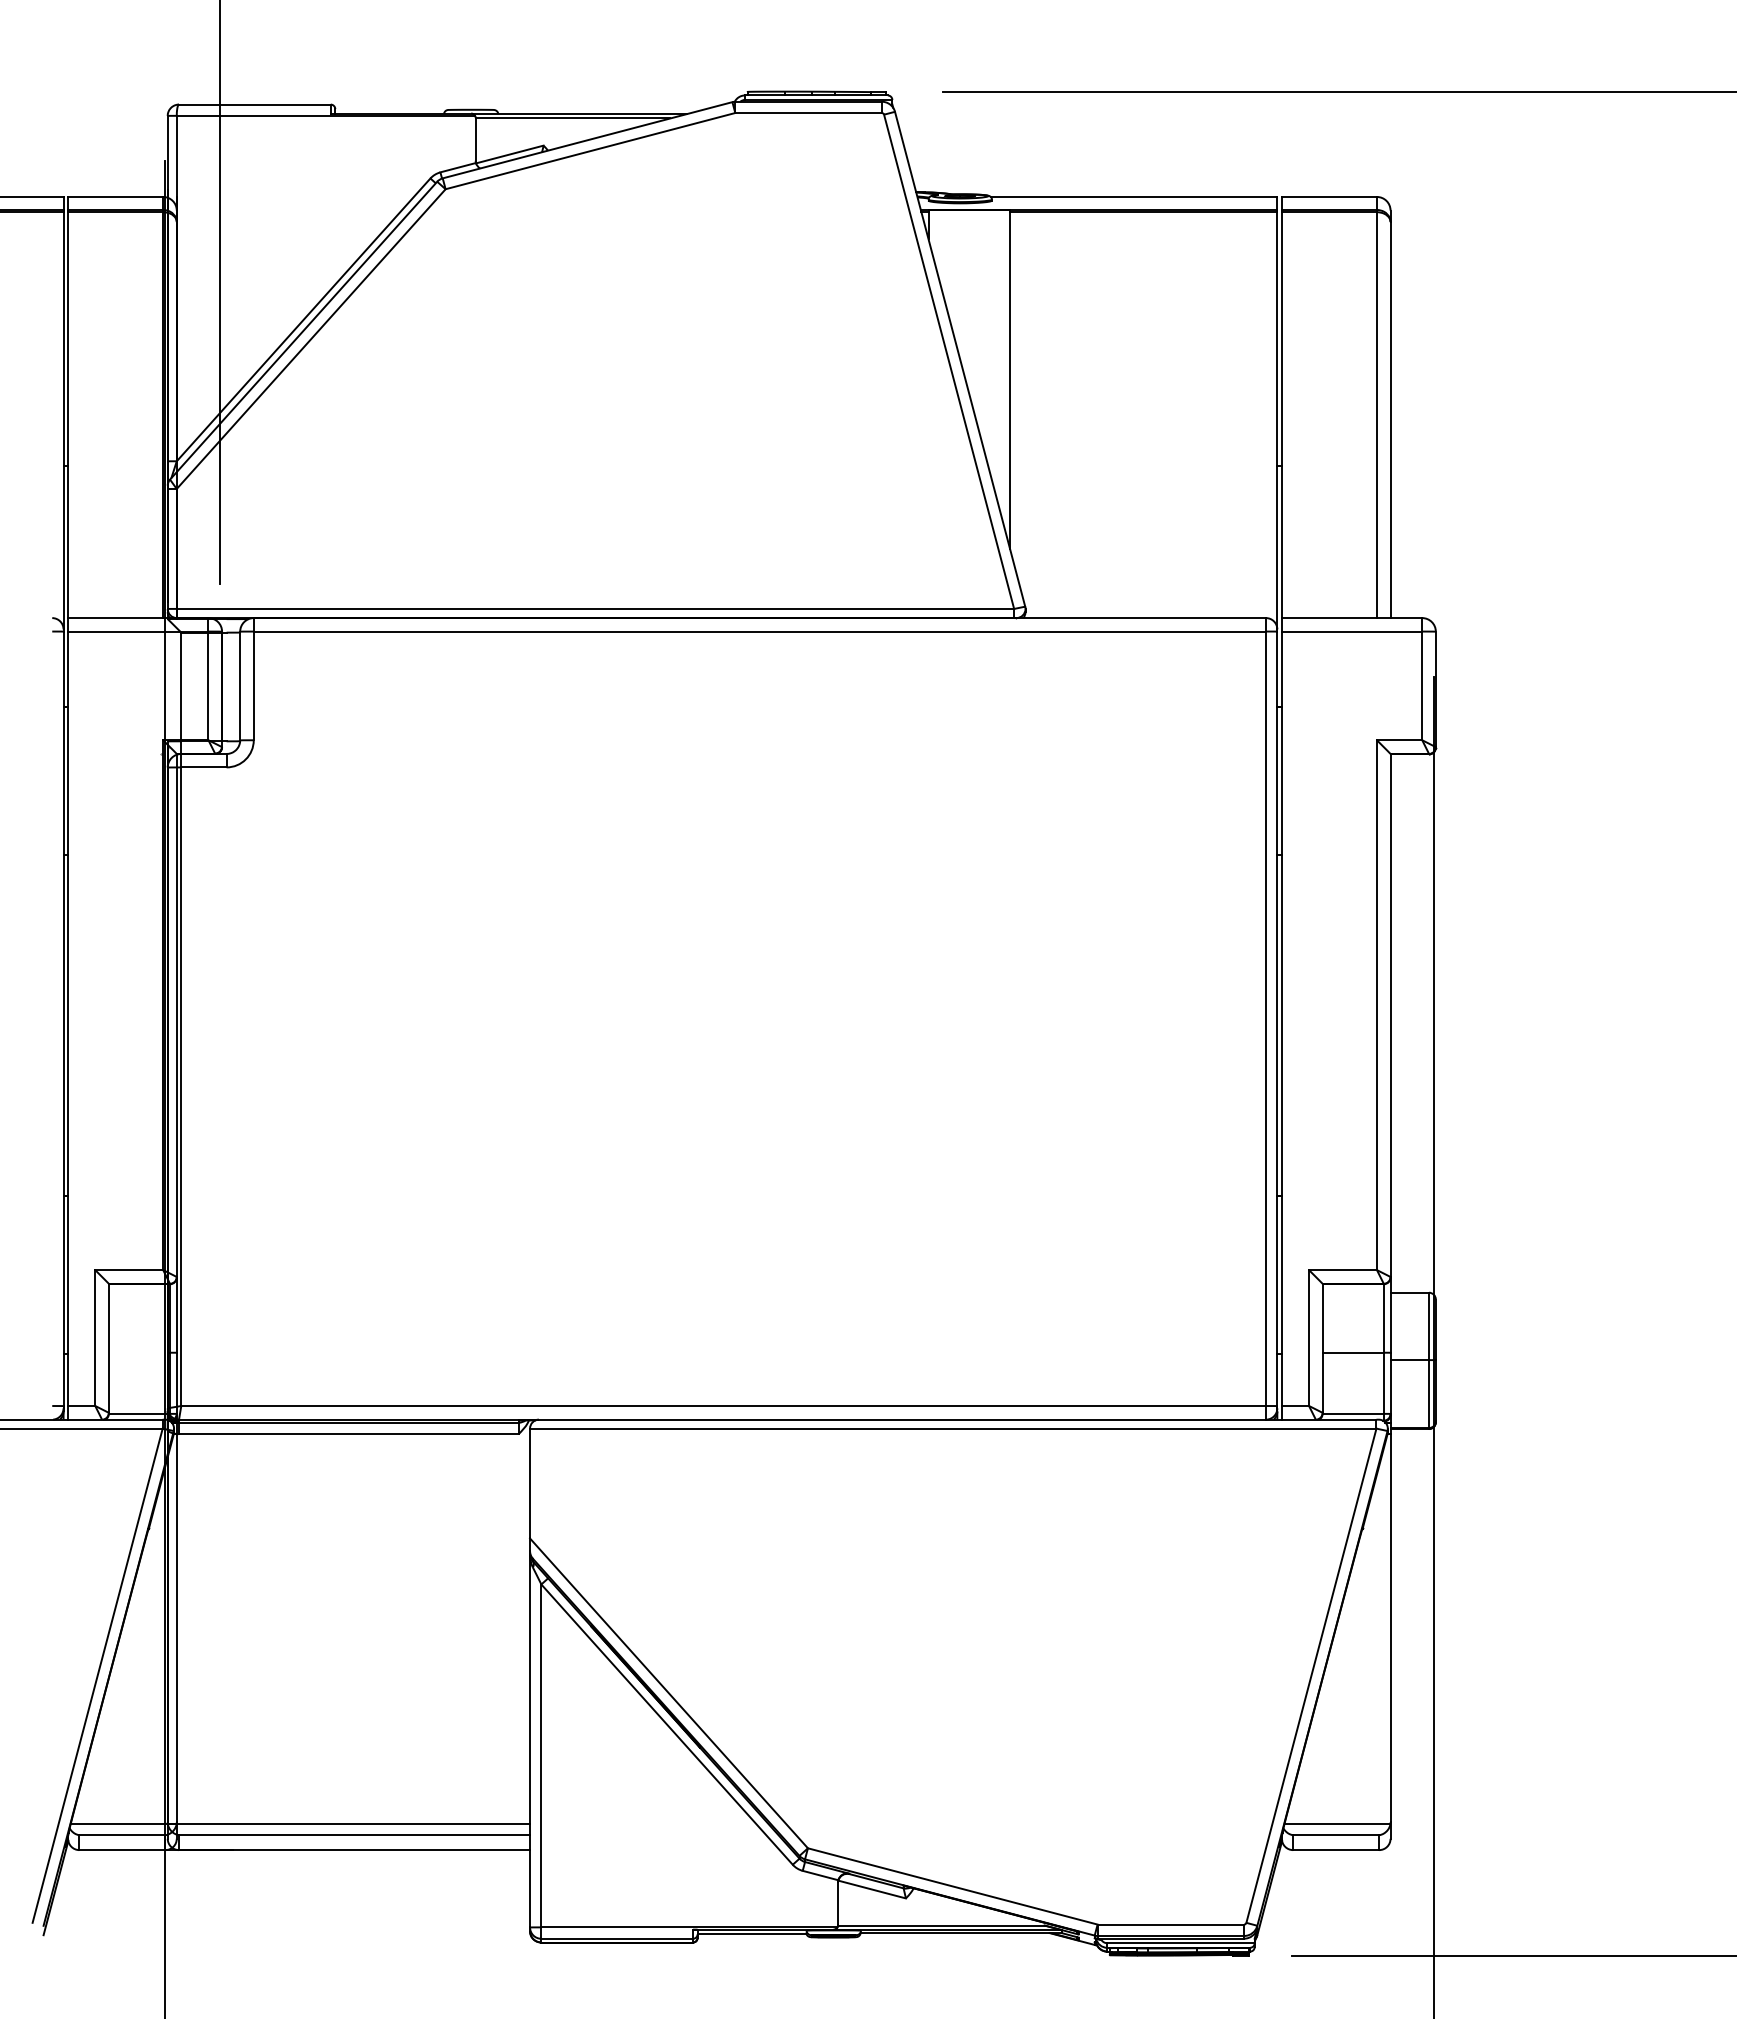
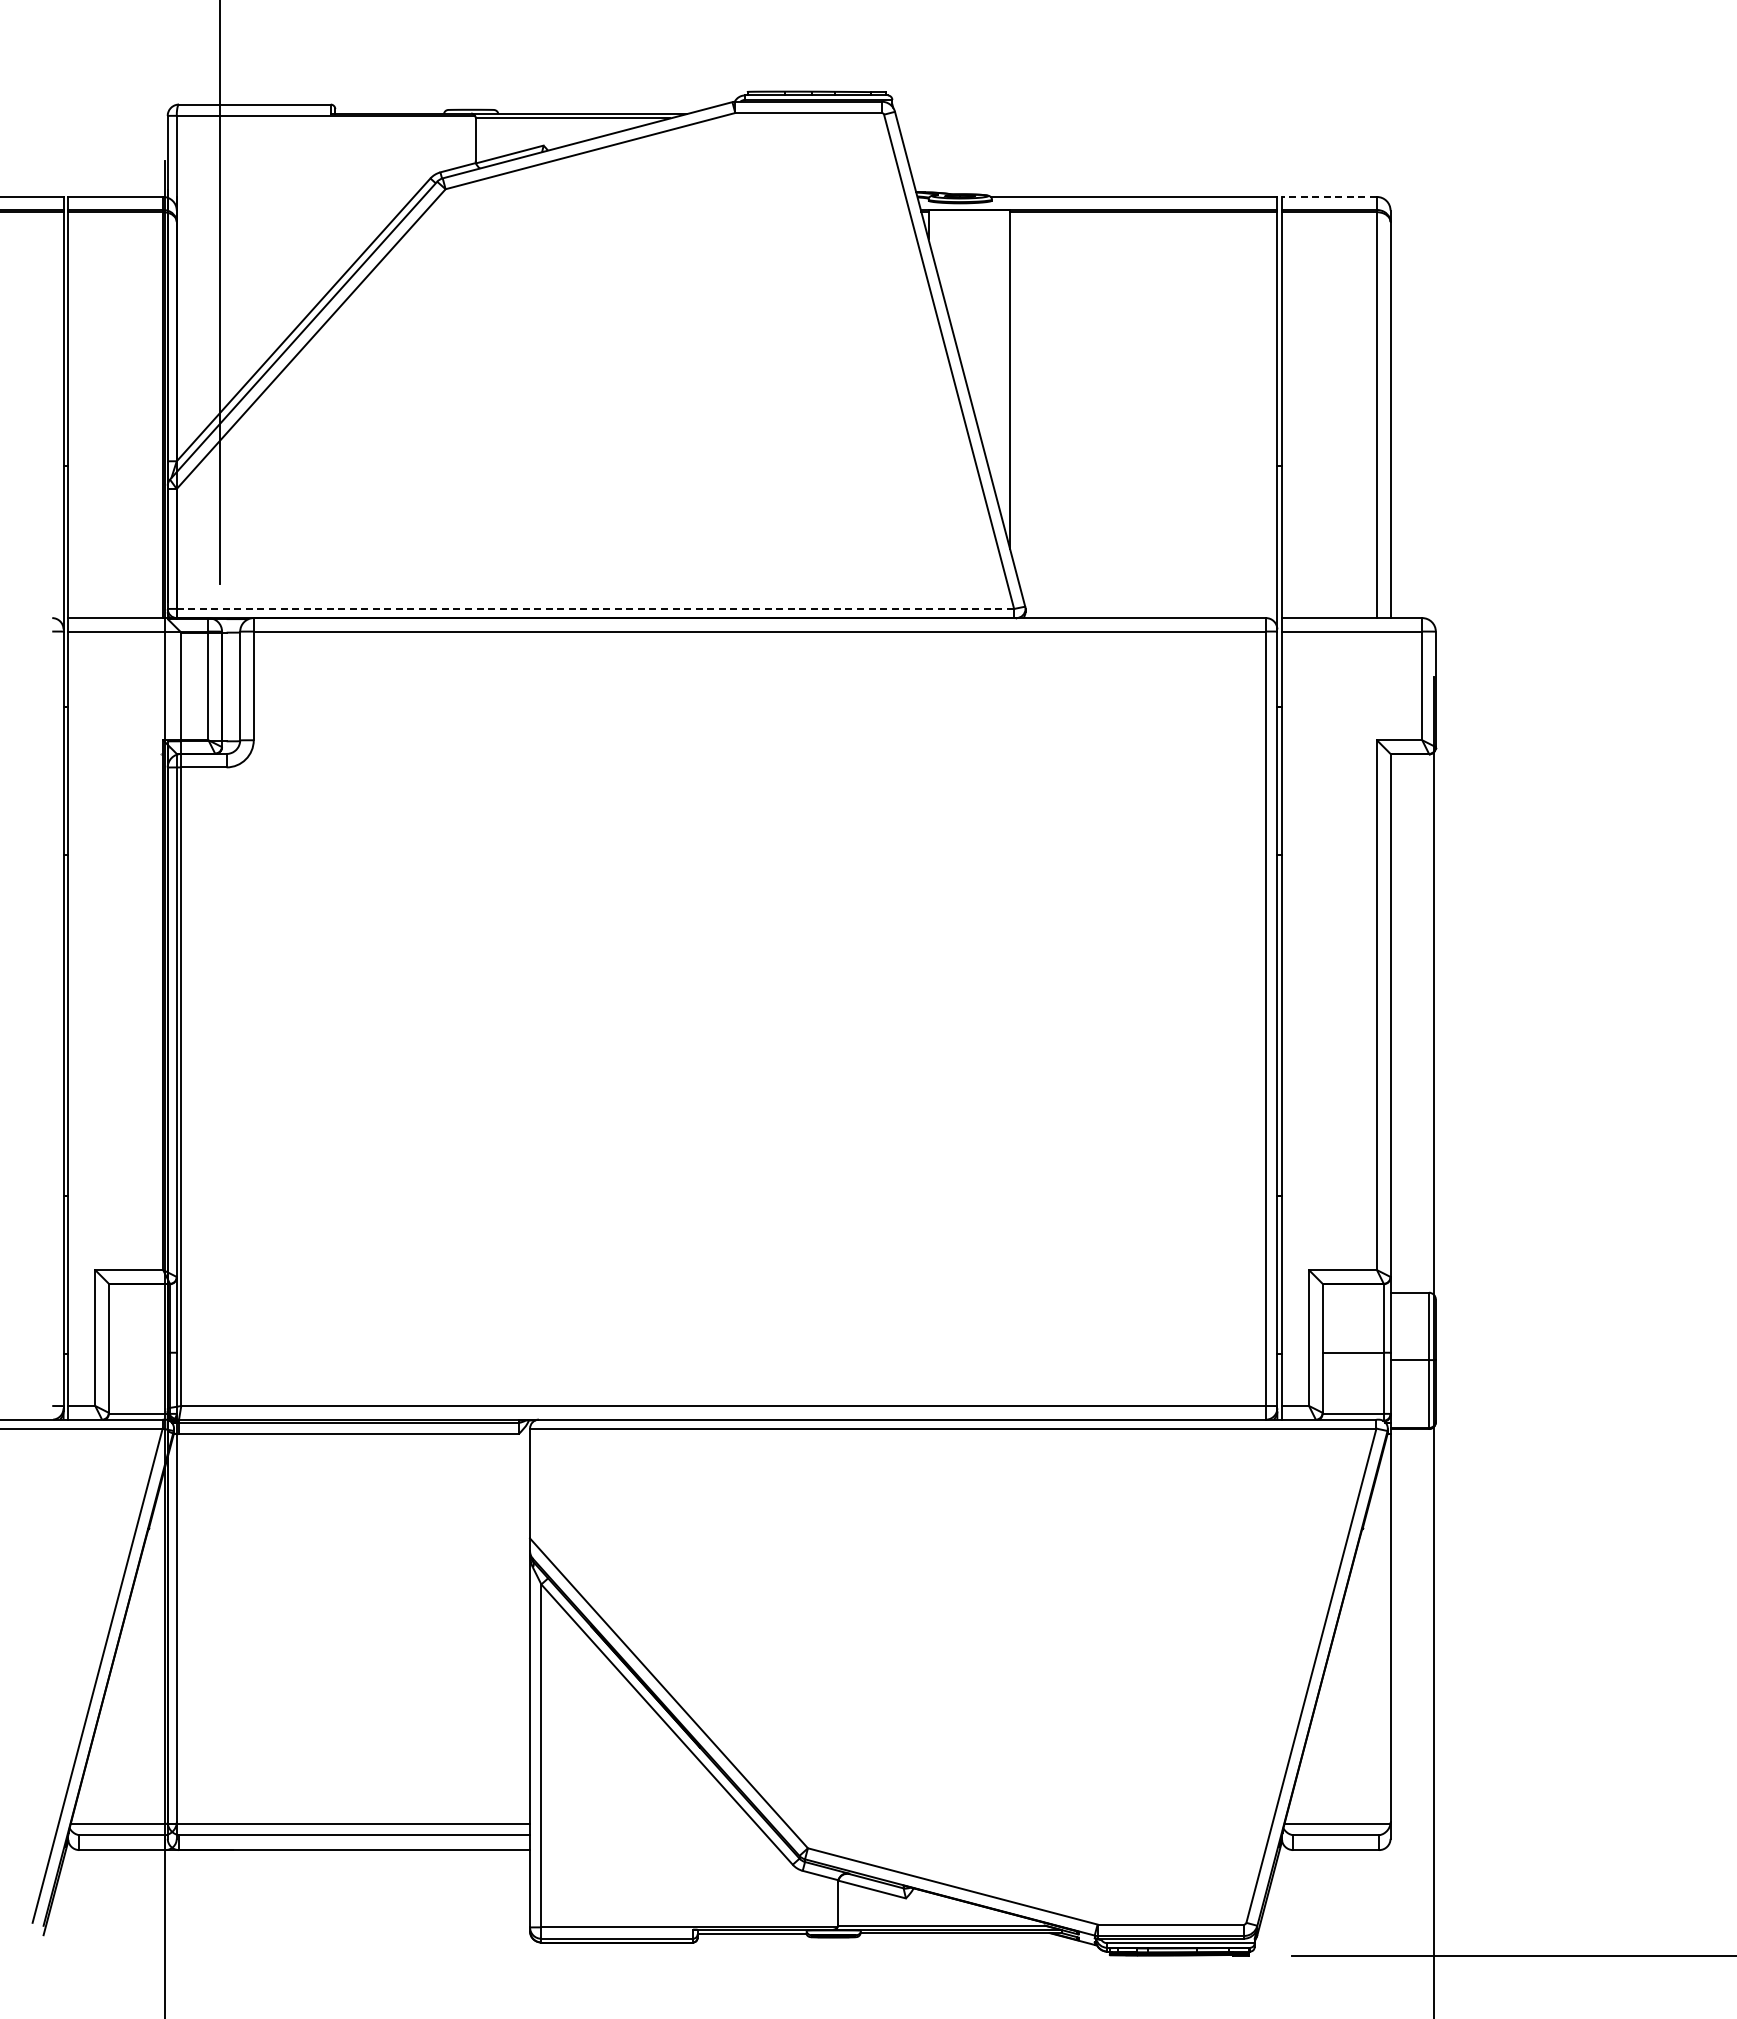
line: present -> none (1338, 91)
line: solid -> dashed (1329, 196)
line: solid -> dashed (595, 608)
